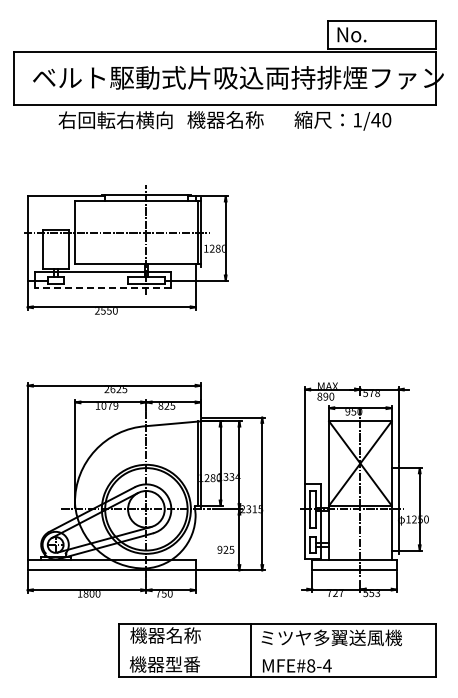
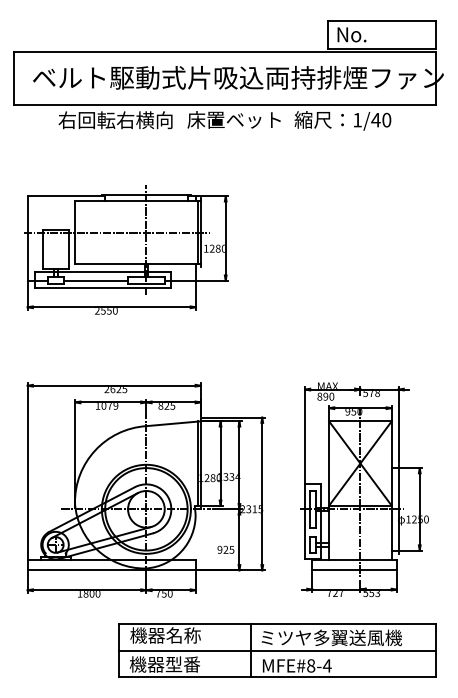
text: 機器名称 -> 床置ベット (233, 119)
line: none -> present (95, 280)
line: dashed -> solid (102, 288)
line: none -> present (277, 650)
